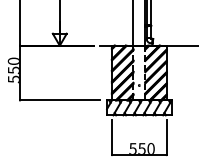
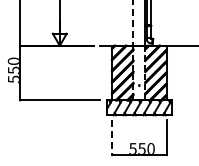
line: solid -> dashed (133, 23)
line: solid -> dashed (112, 138)
